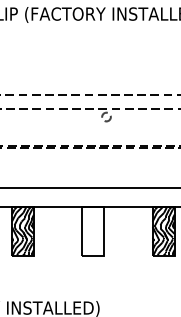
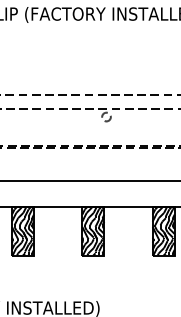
line position: (89, 187) -> (89, 180) (89, 180)
hatch: none -> present (93, 231)
